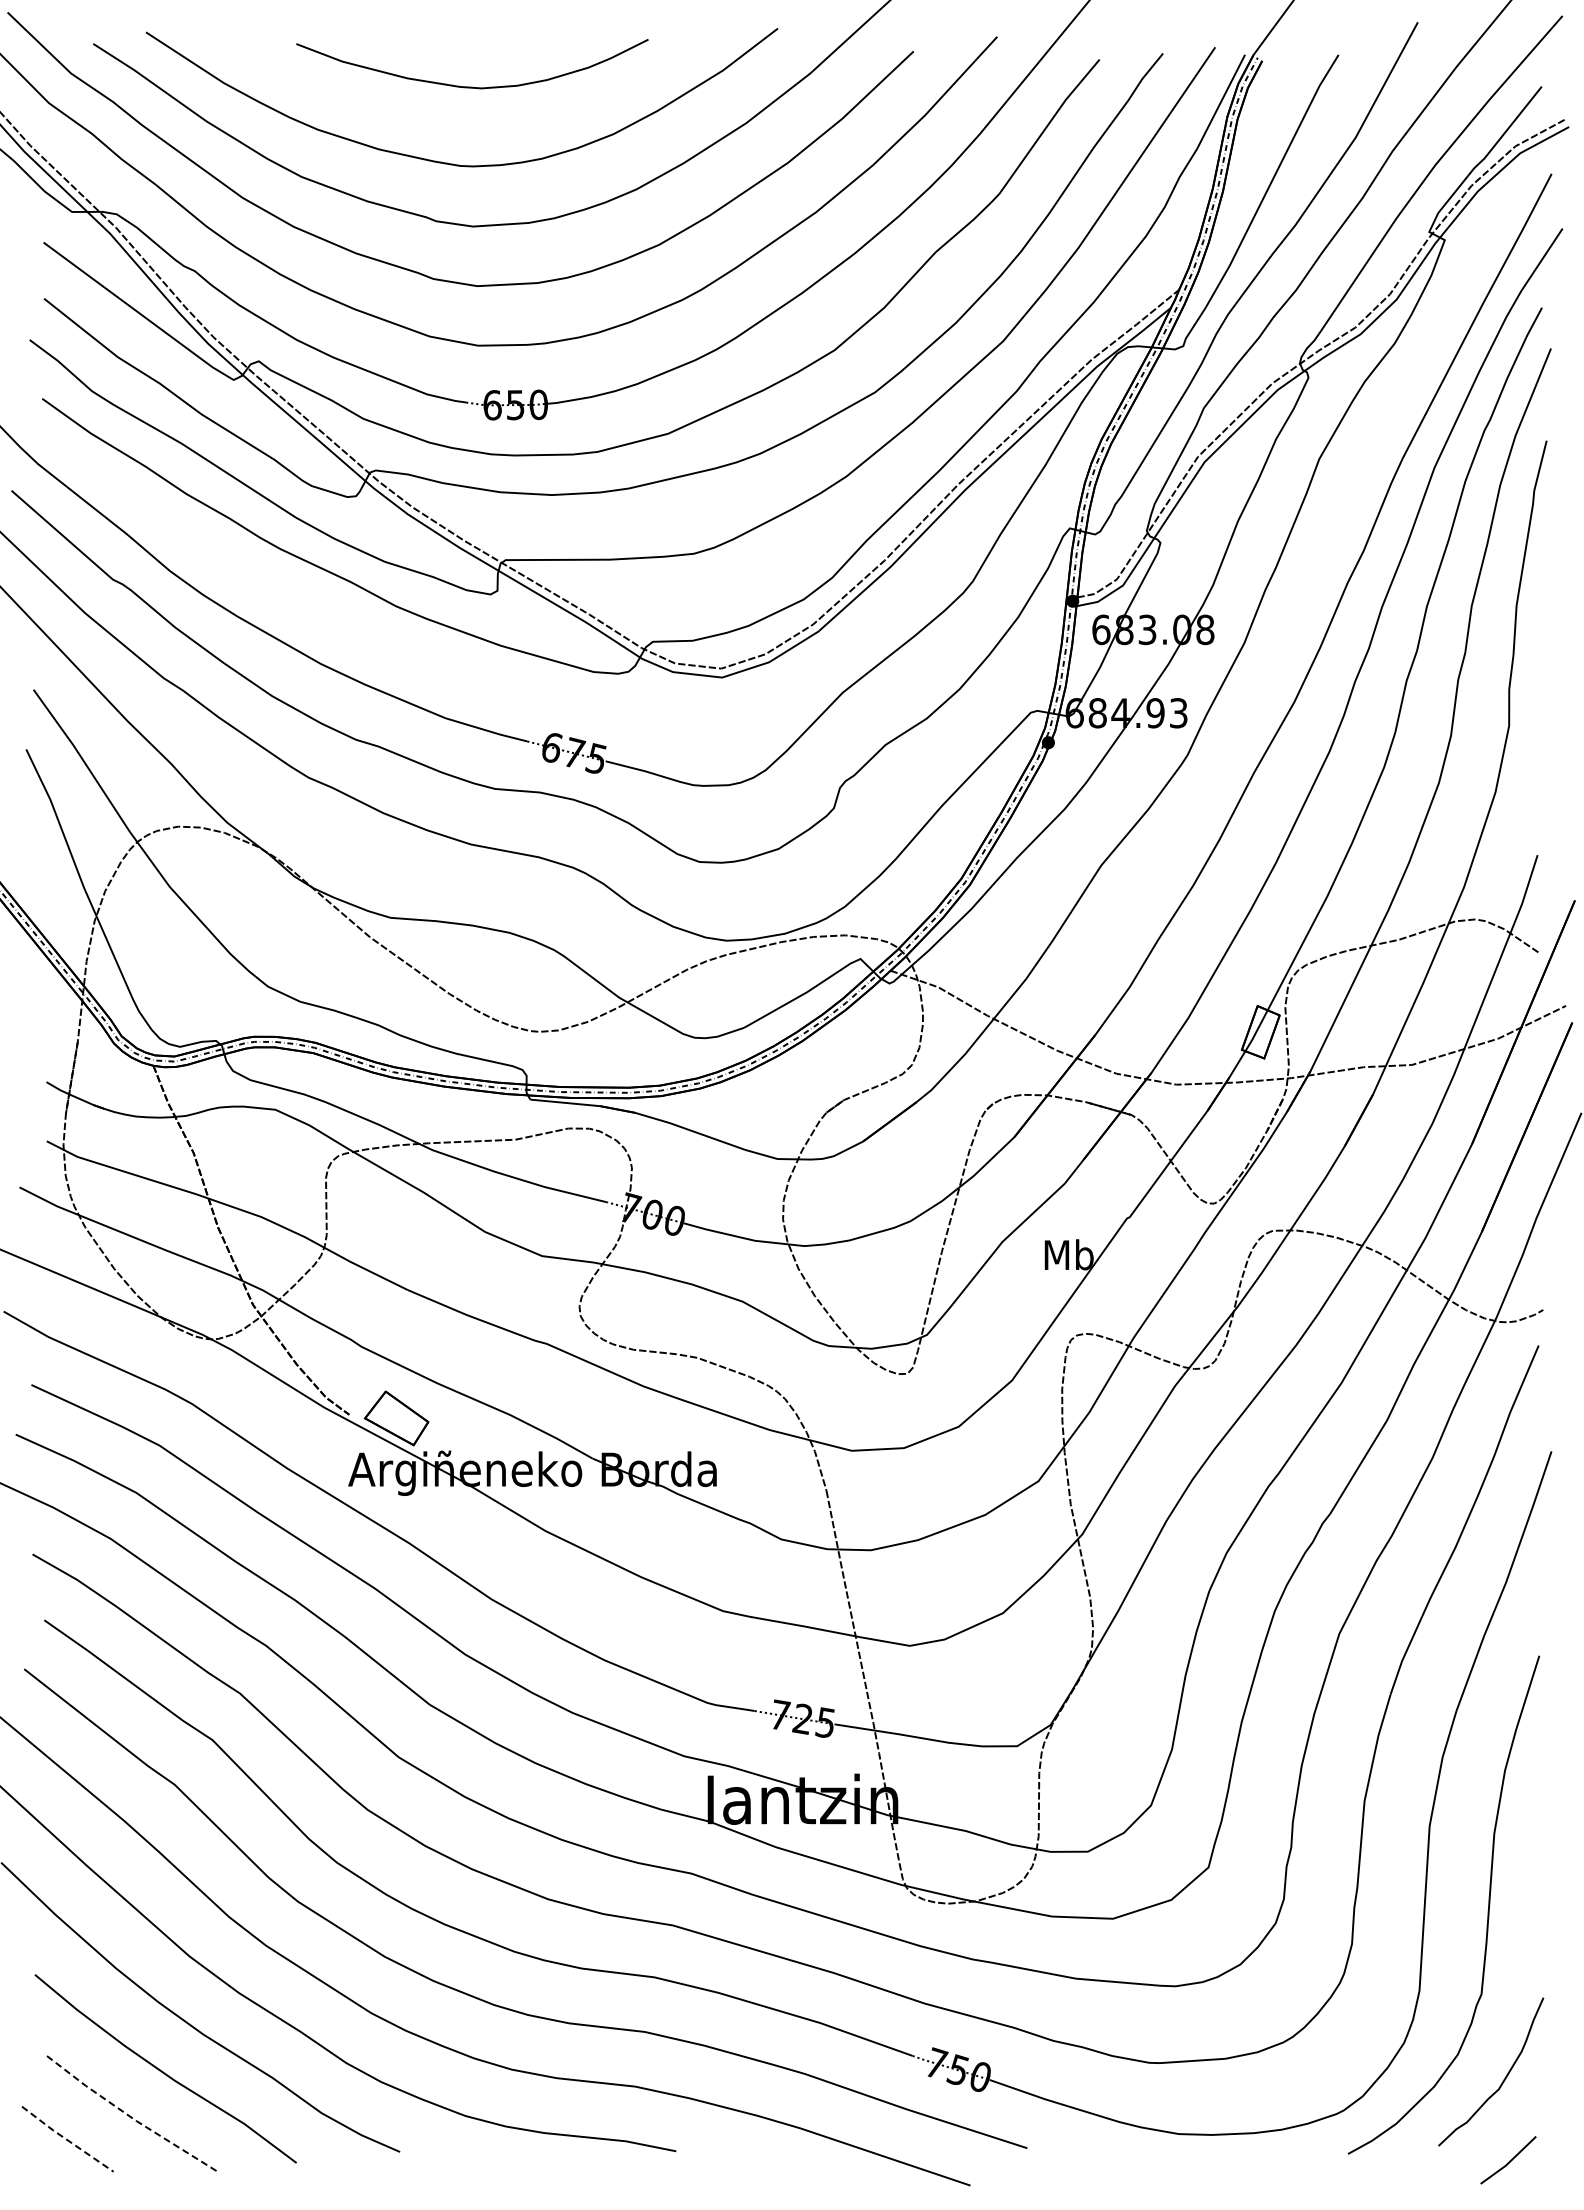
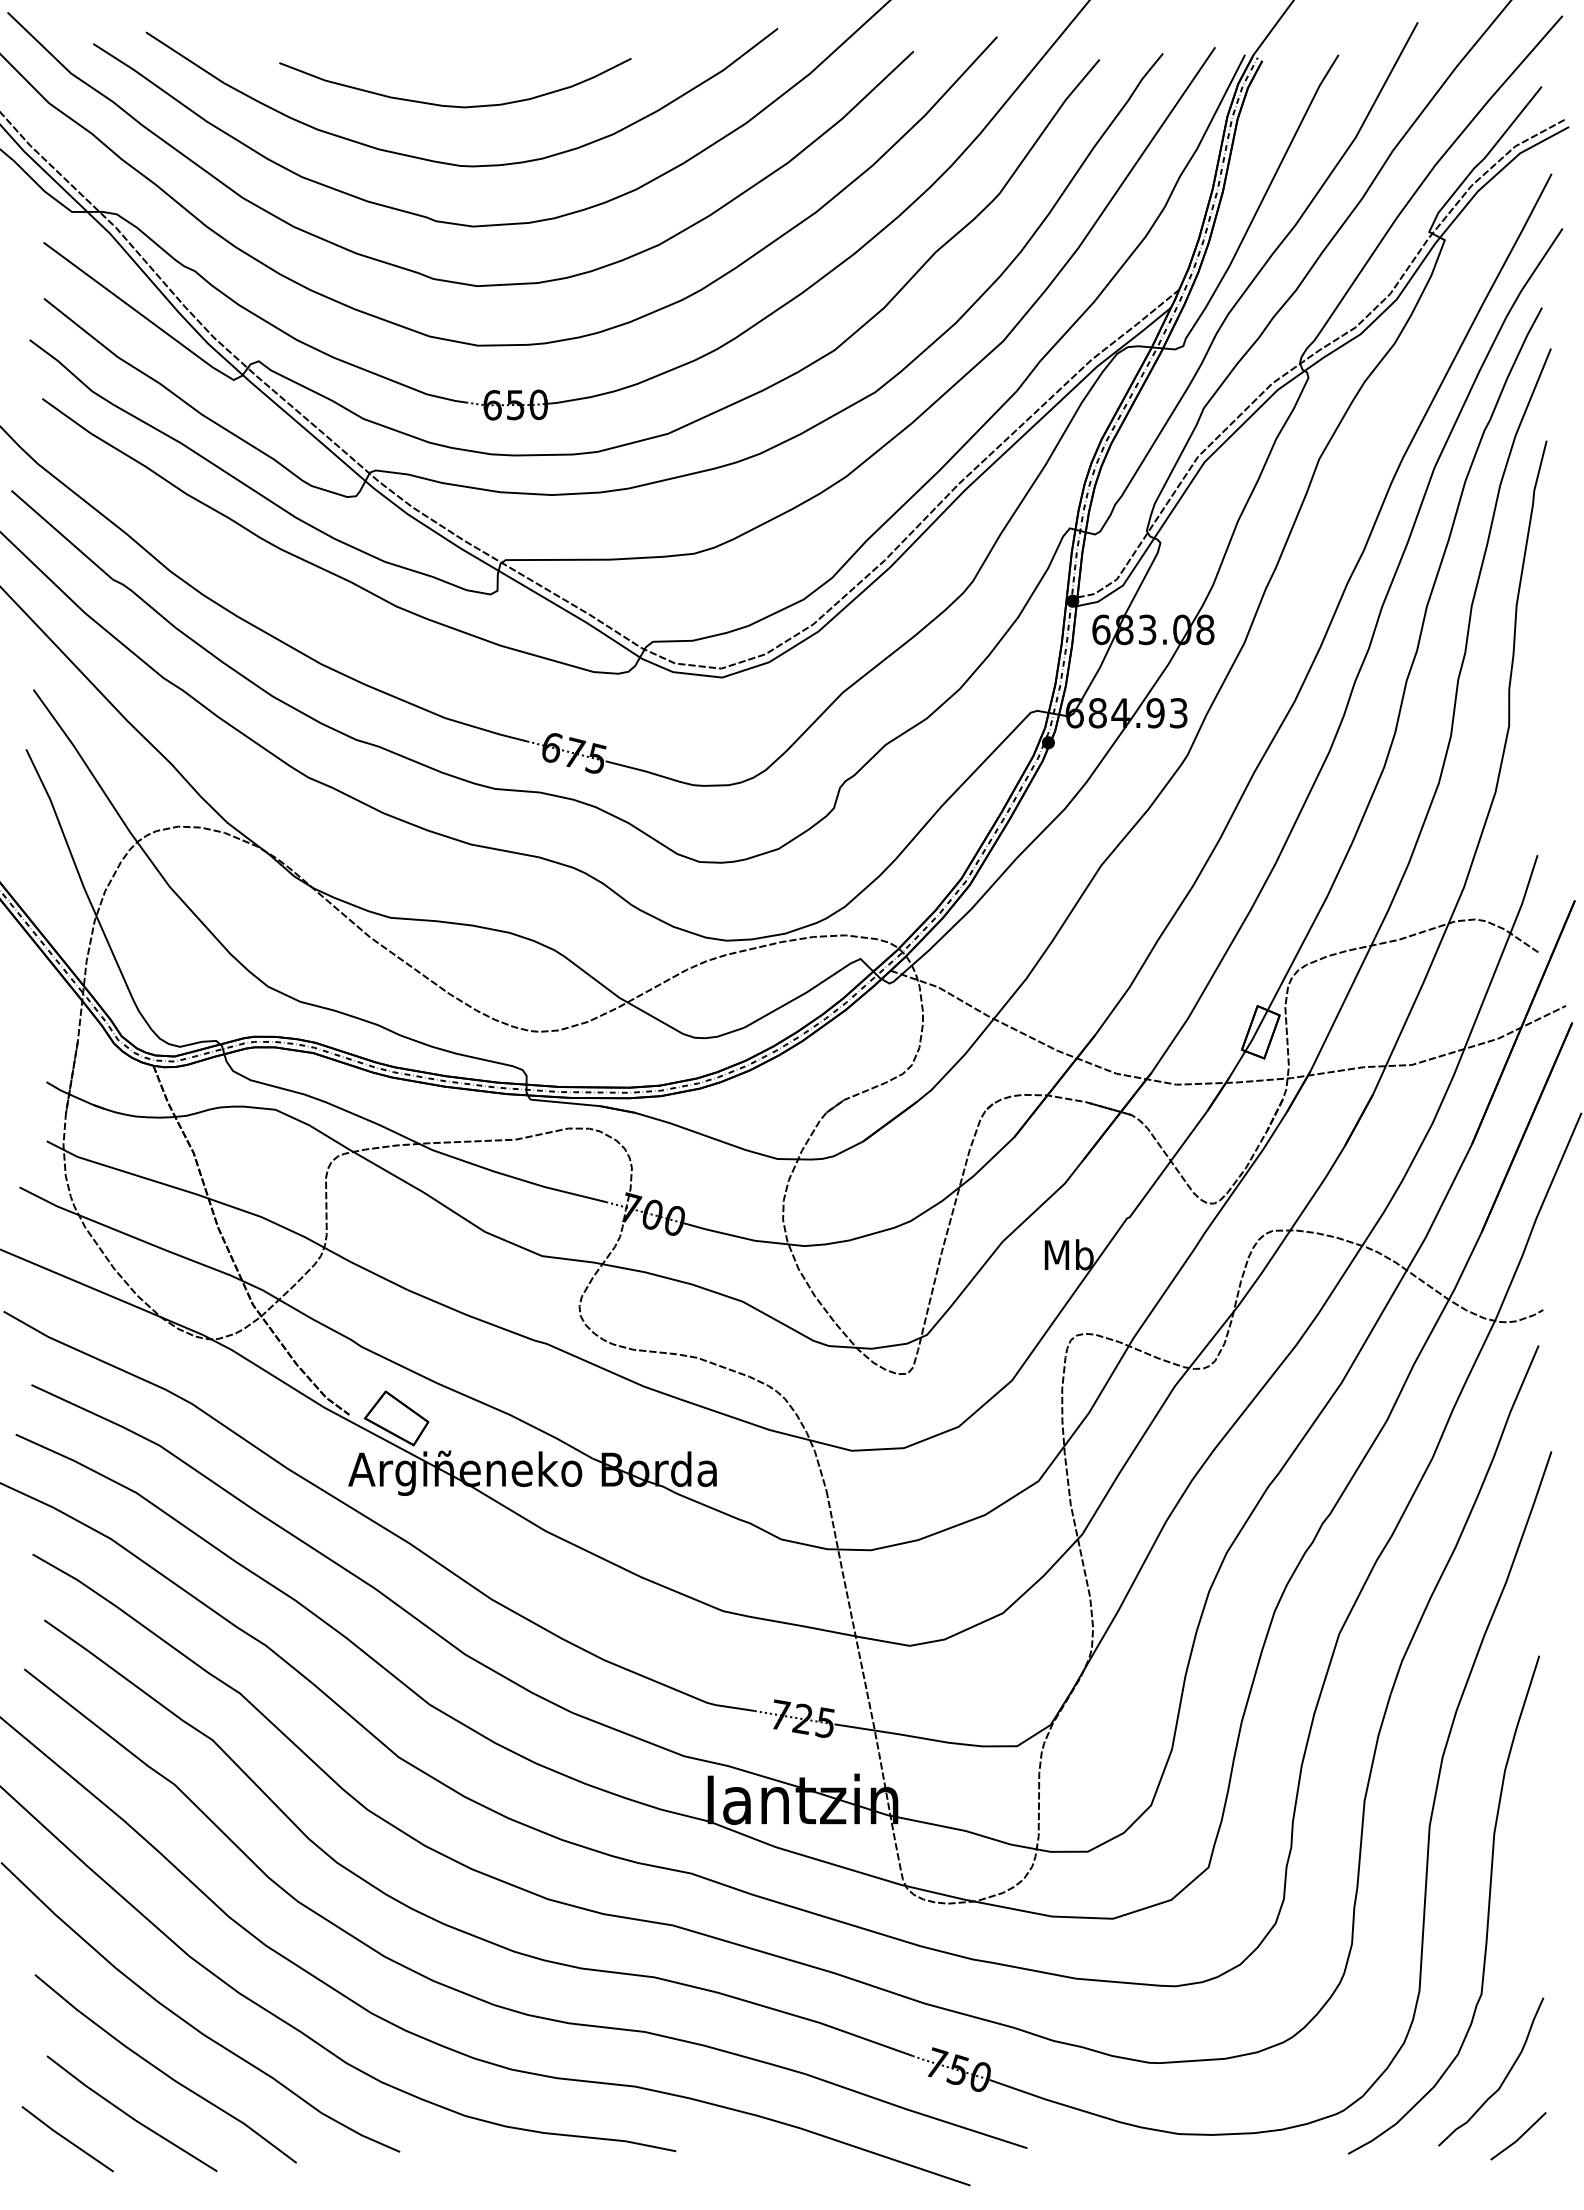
curve position: (472, 86) -> (455, 105) (455, 105)
line: dashed -> solid (130, 2116)
line: dashed -> solid (67, 2139)
line position: (1509, 2160) -> (1519, 2136) (1519, 2136)
